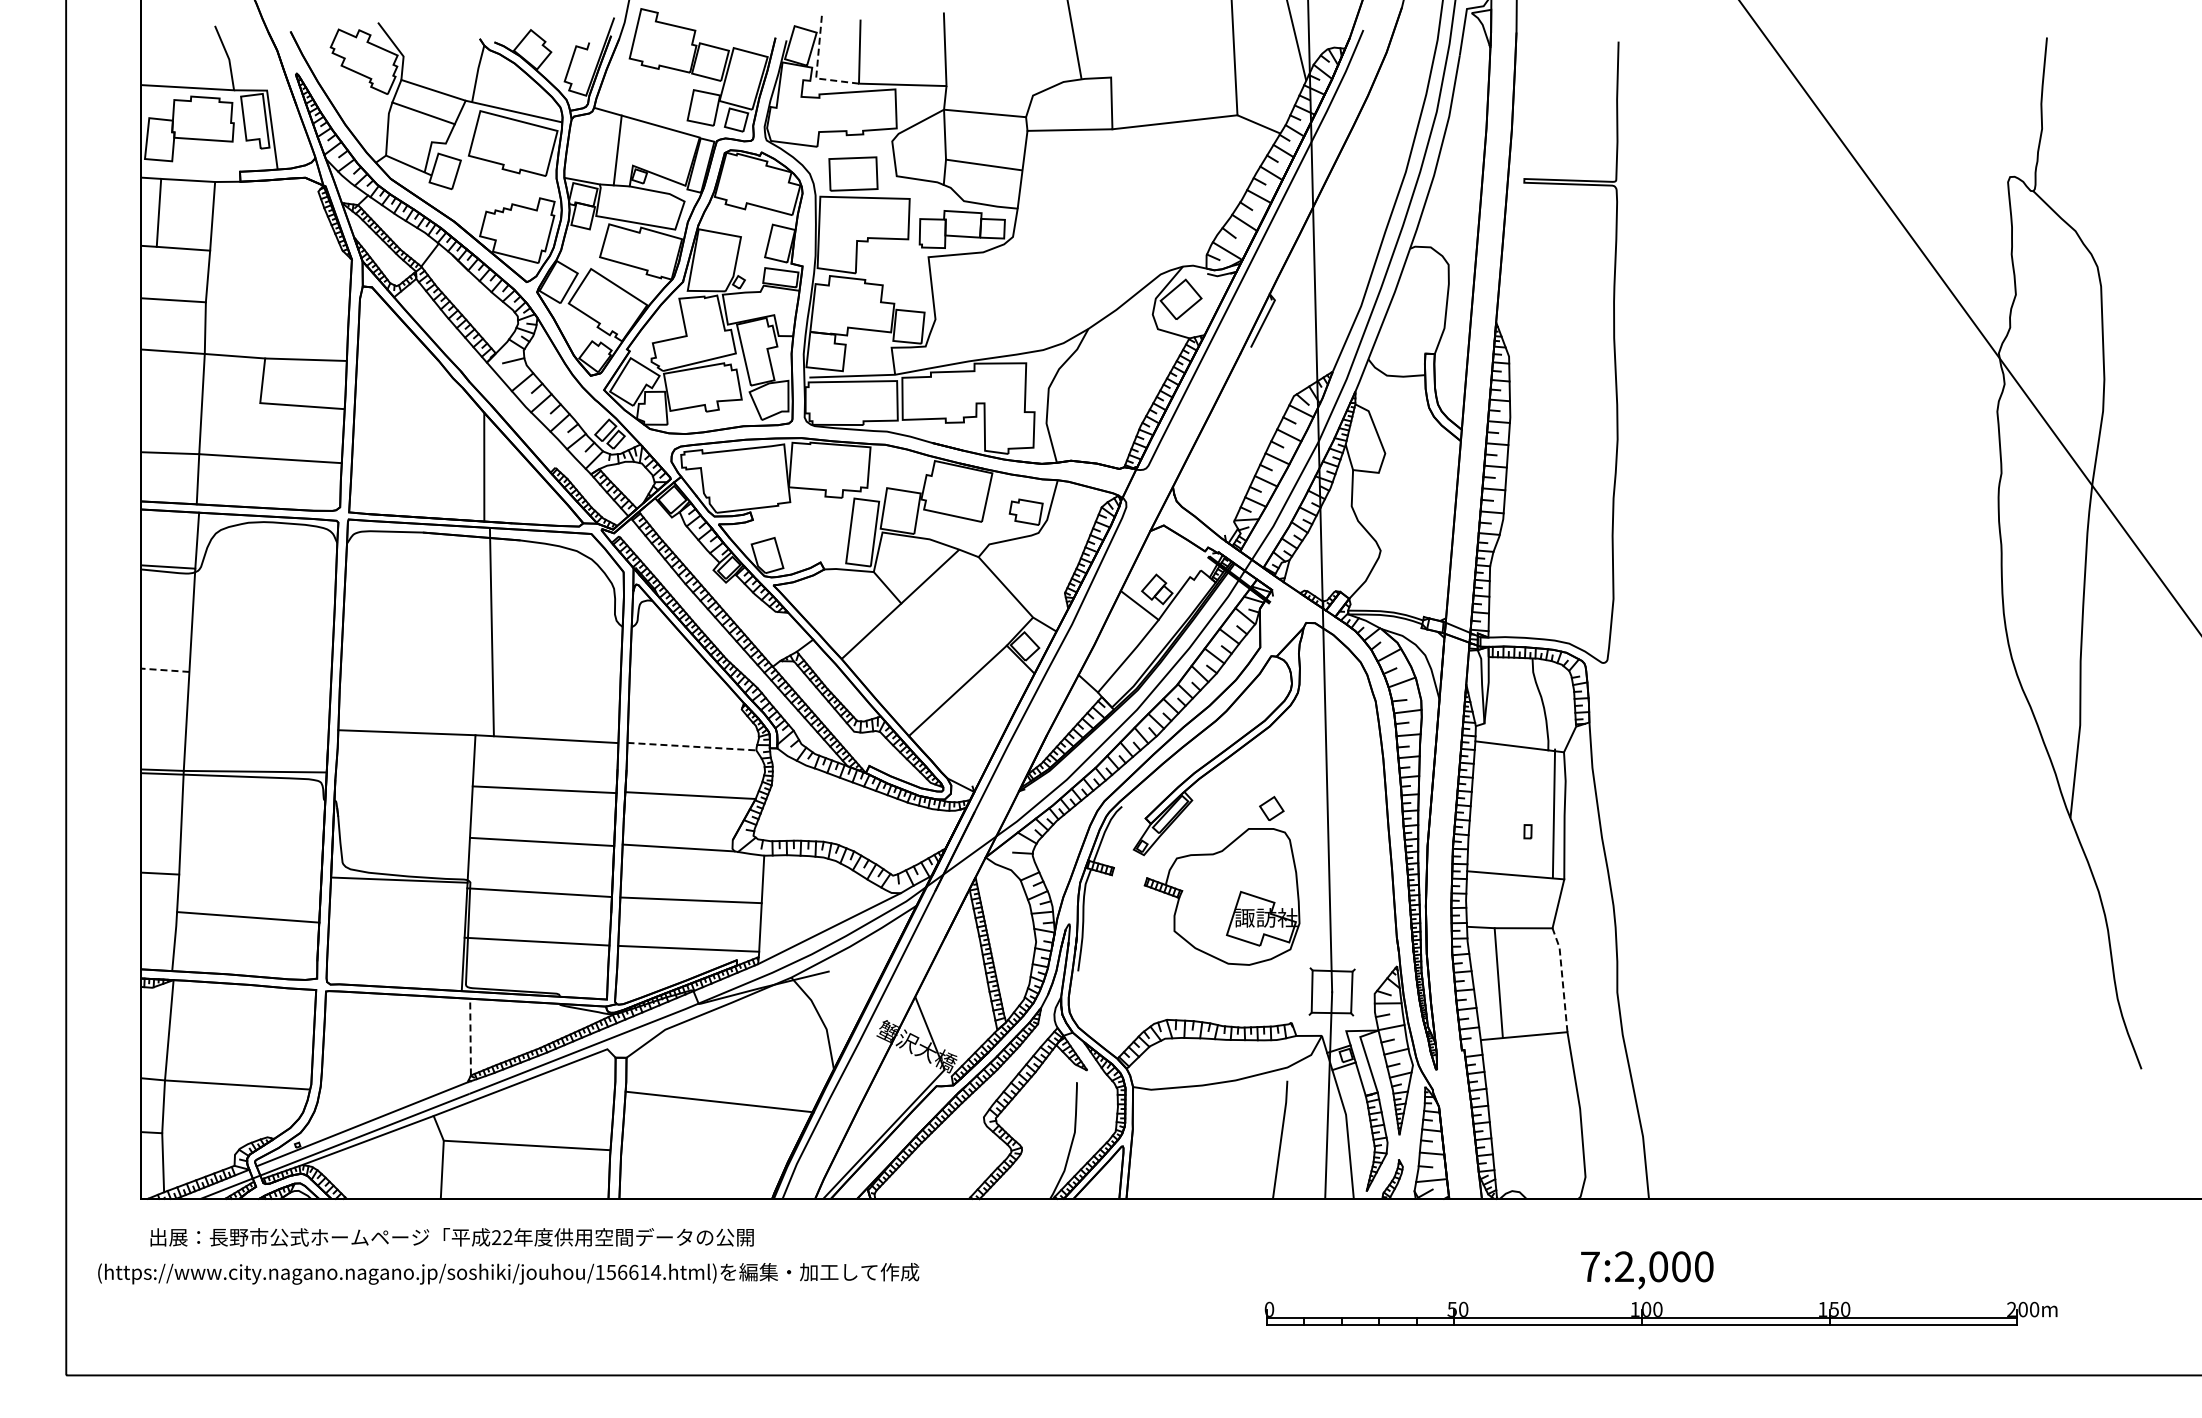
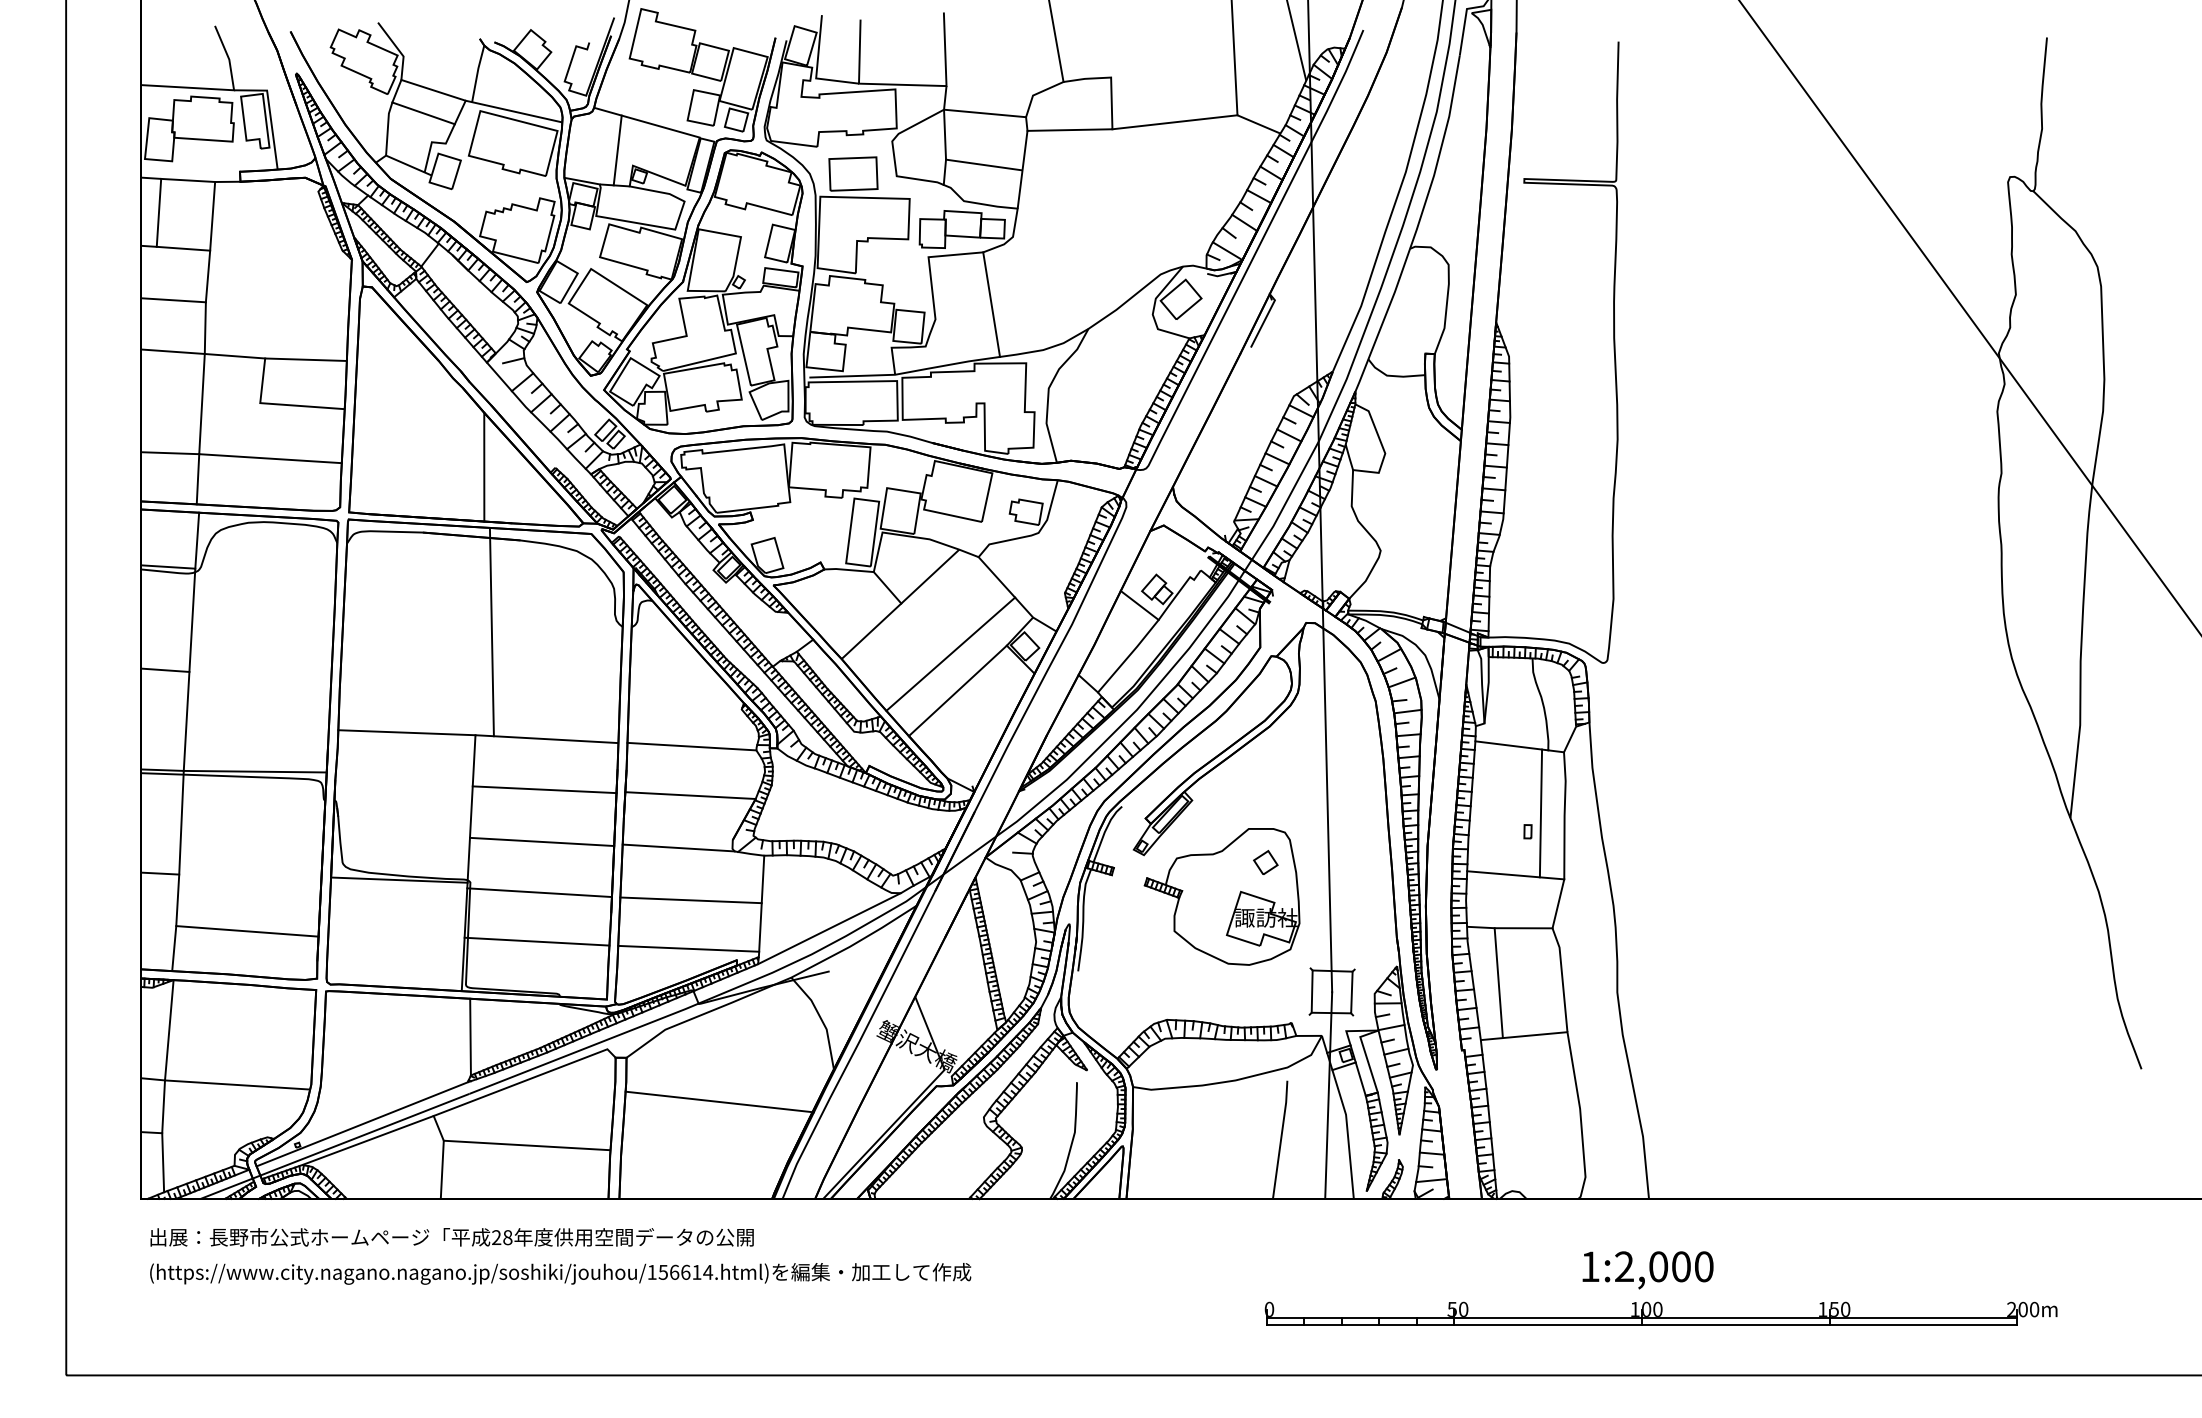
line position: (1074, 40) -> (1056, 42) (1056, 42)
line: dashed -> solid (817, 68)
line: none -> present (991, 304)
line: none -> present (950, 653)
line: dashed -> solid (164, 670)
line: dashed -> solid (691, 746)
part position: (1271, 808) -> (1265, 862) (1265, 862)
line position: (1553, 813) -> (1540, 813) (1540, 813)
line position: (248, 917) -> (247, 931) (247, 931)
line: dashed -> solid (1562, 978)
line: dashed -> solid (470, 1036)
text: 22 -> 28 (507, 1237)
text: 7:2,000 -> 1:2,000 (1590, 1266)
text position: (508, 1273) -> (560, 1273) (560, 1273)
